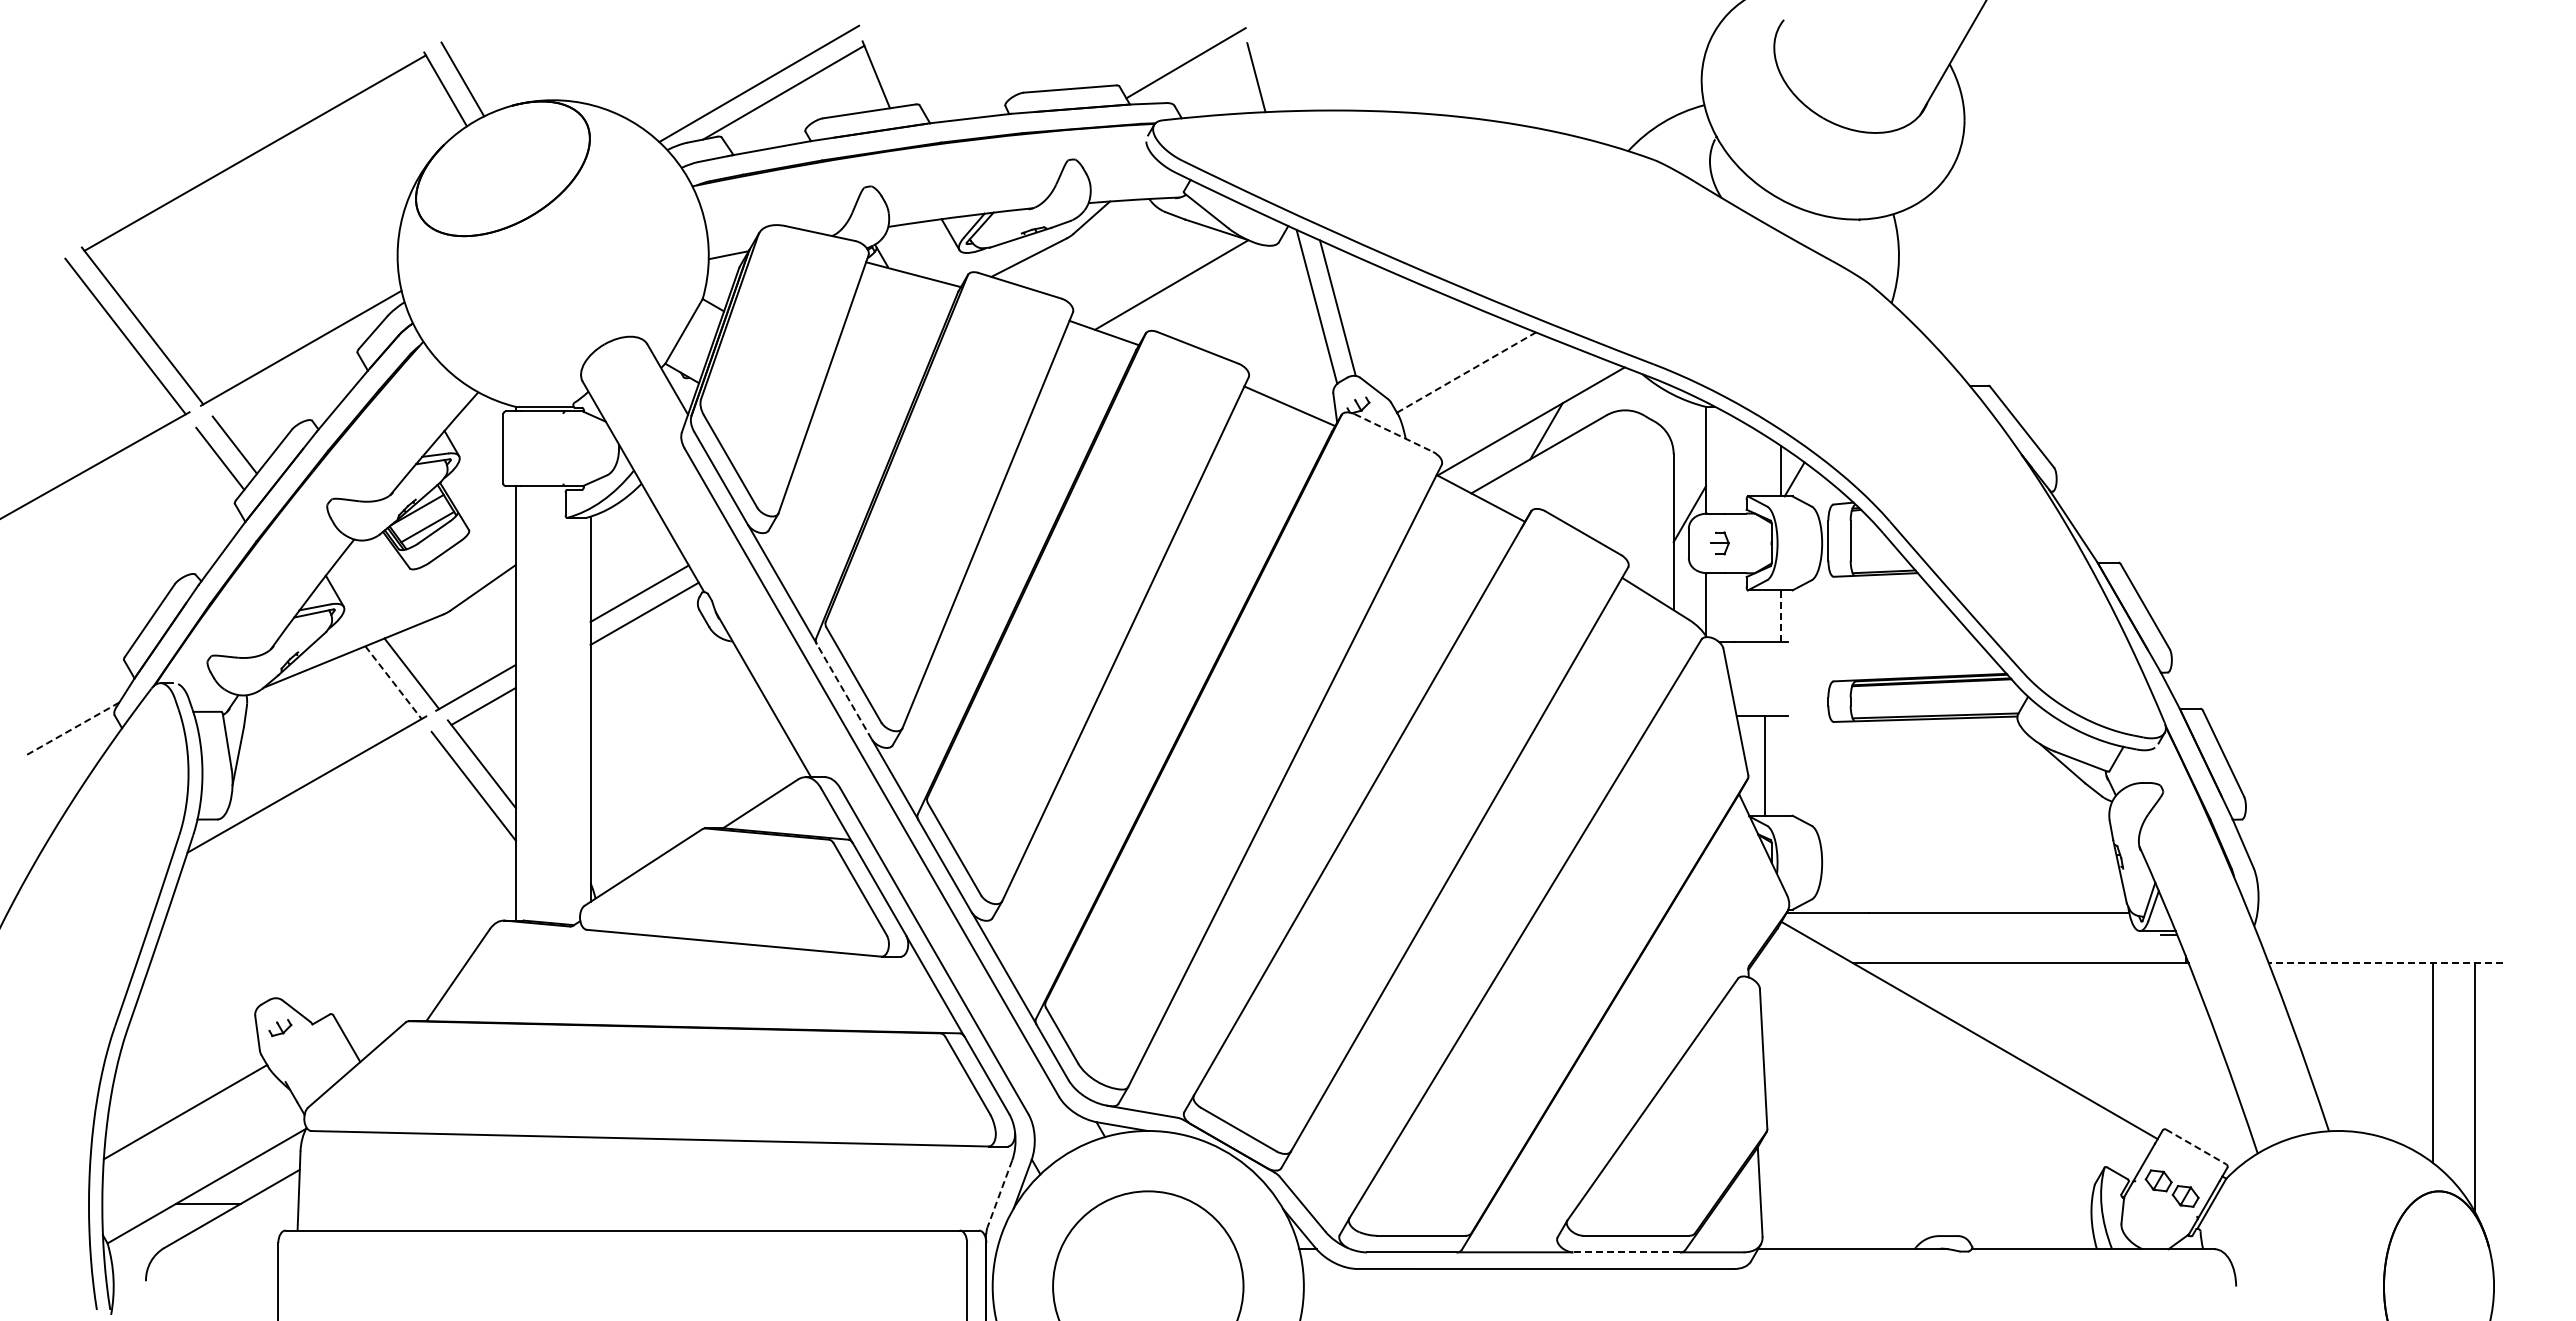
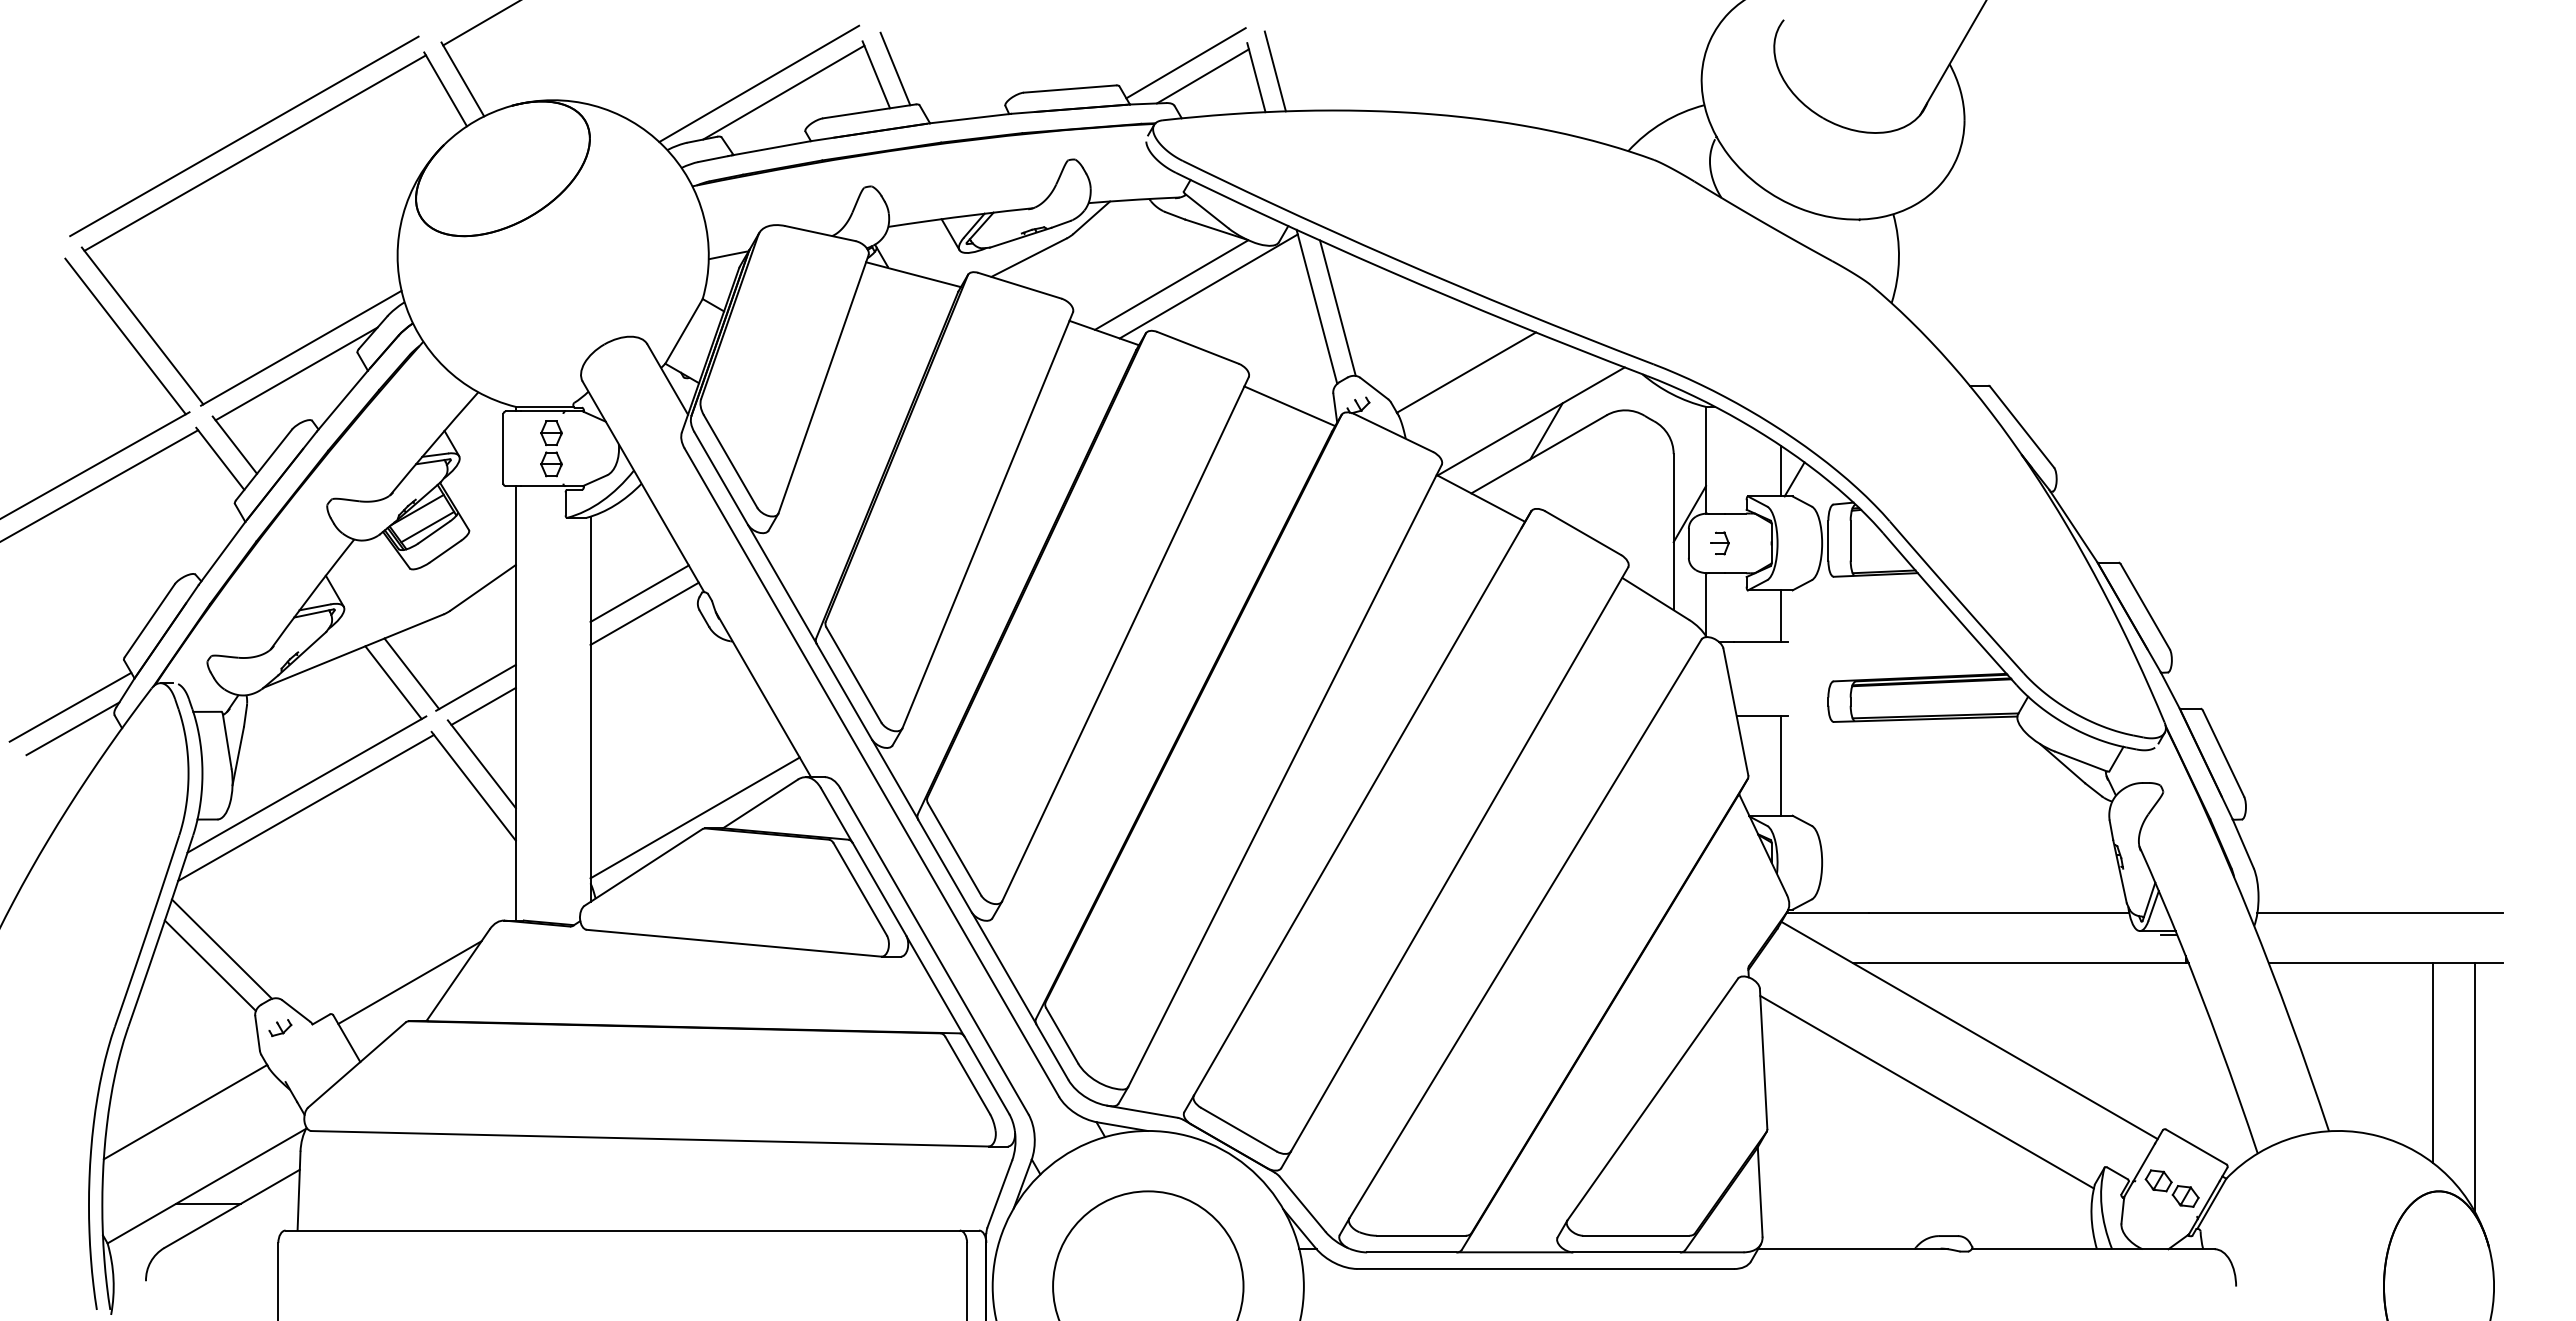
line: none -> present (480, 23)
line: none -> present (895, 68)
line: none -> present (1274, 71)
line: none -> present (1202, 76)
line: none -> present (244, 136)
line: none -> present (1208, 286)
line: dashed -> solid (1466, 372)
line: none -> present (296, 373)
line: dashed -> solid (1393, 433)
part: none -> present (551, 448)
line: none -> present (100, 485)
line: dashed -> solid (1780, 616)
line: dashed -> solid (393, 682)
line: dashed -> solid (844, 691)
line: none -> present (70, 706)
line: dashed -> solid (72, 729)
line position: (1764, 765) -> (1780, 765) (1780, 765)
line: none -> present (306, 807)
line: none -> present (694, 817)
line: none -> present (2380, 913)
line: none -> present (221, 948)
line: dashed -> solid (2385, 962)
line: none -> present (209, 965)
line: none -> present (409, 982)
line: none -> present (1926, 1091)
line: dashed -> solid (2196, 1146)
line: dashed -> solid (999, 1194)
line: dashed -> solid (1626, 1252)
